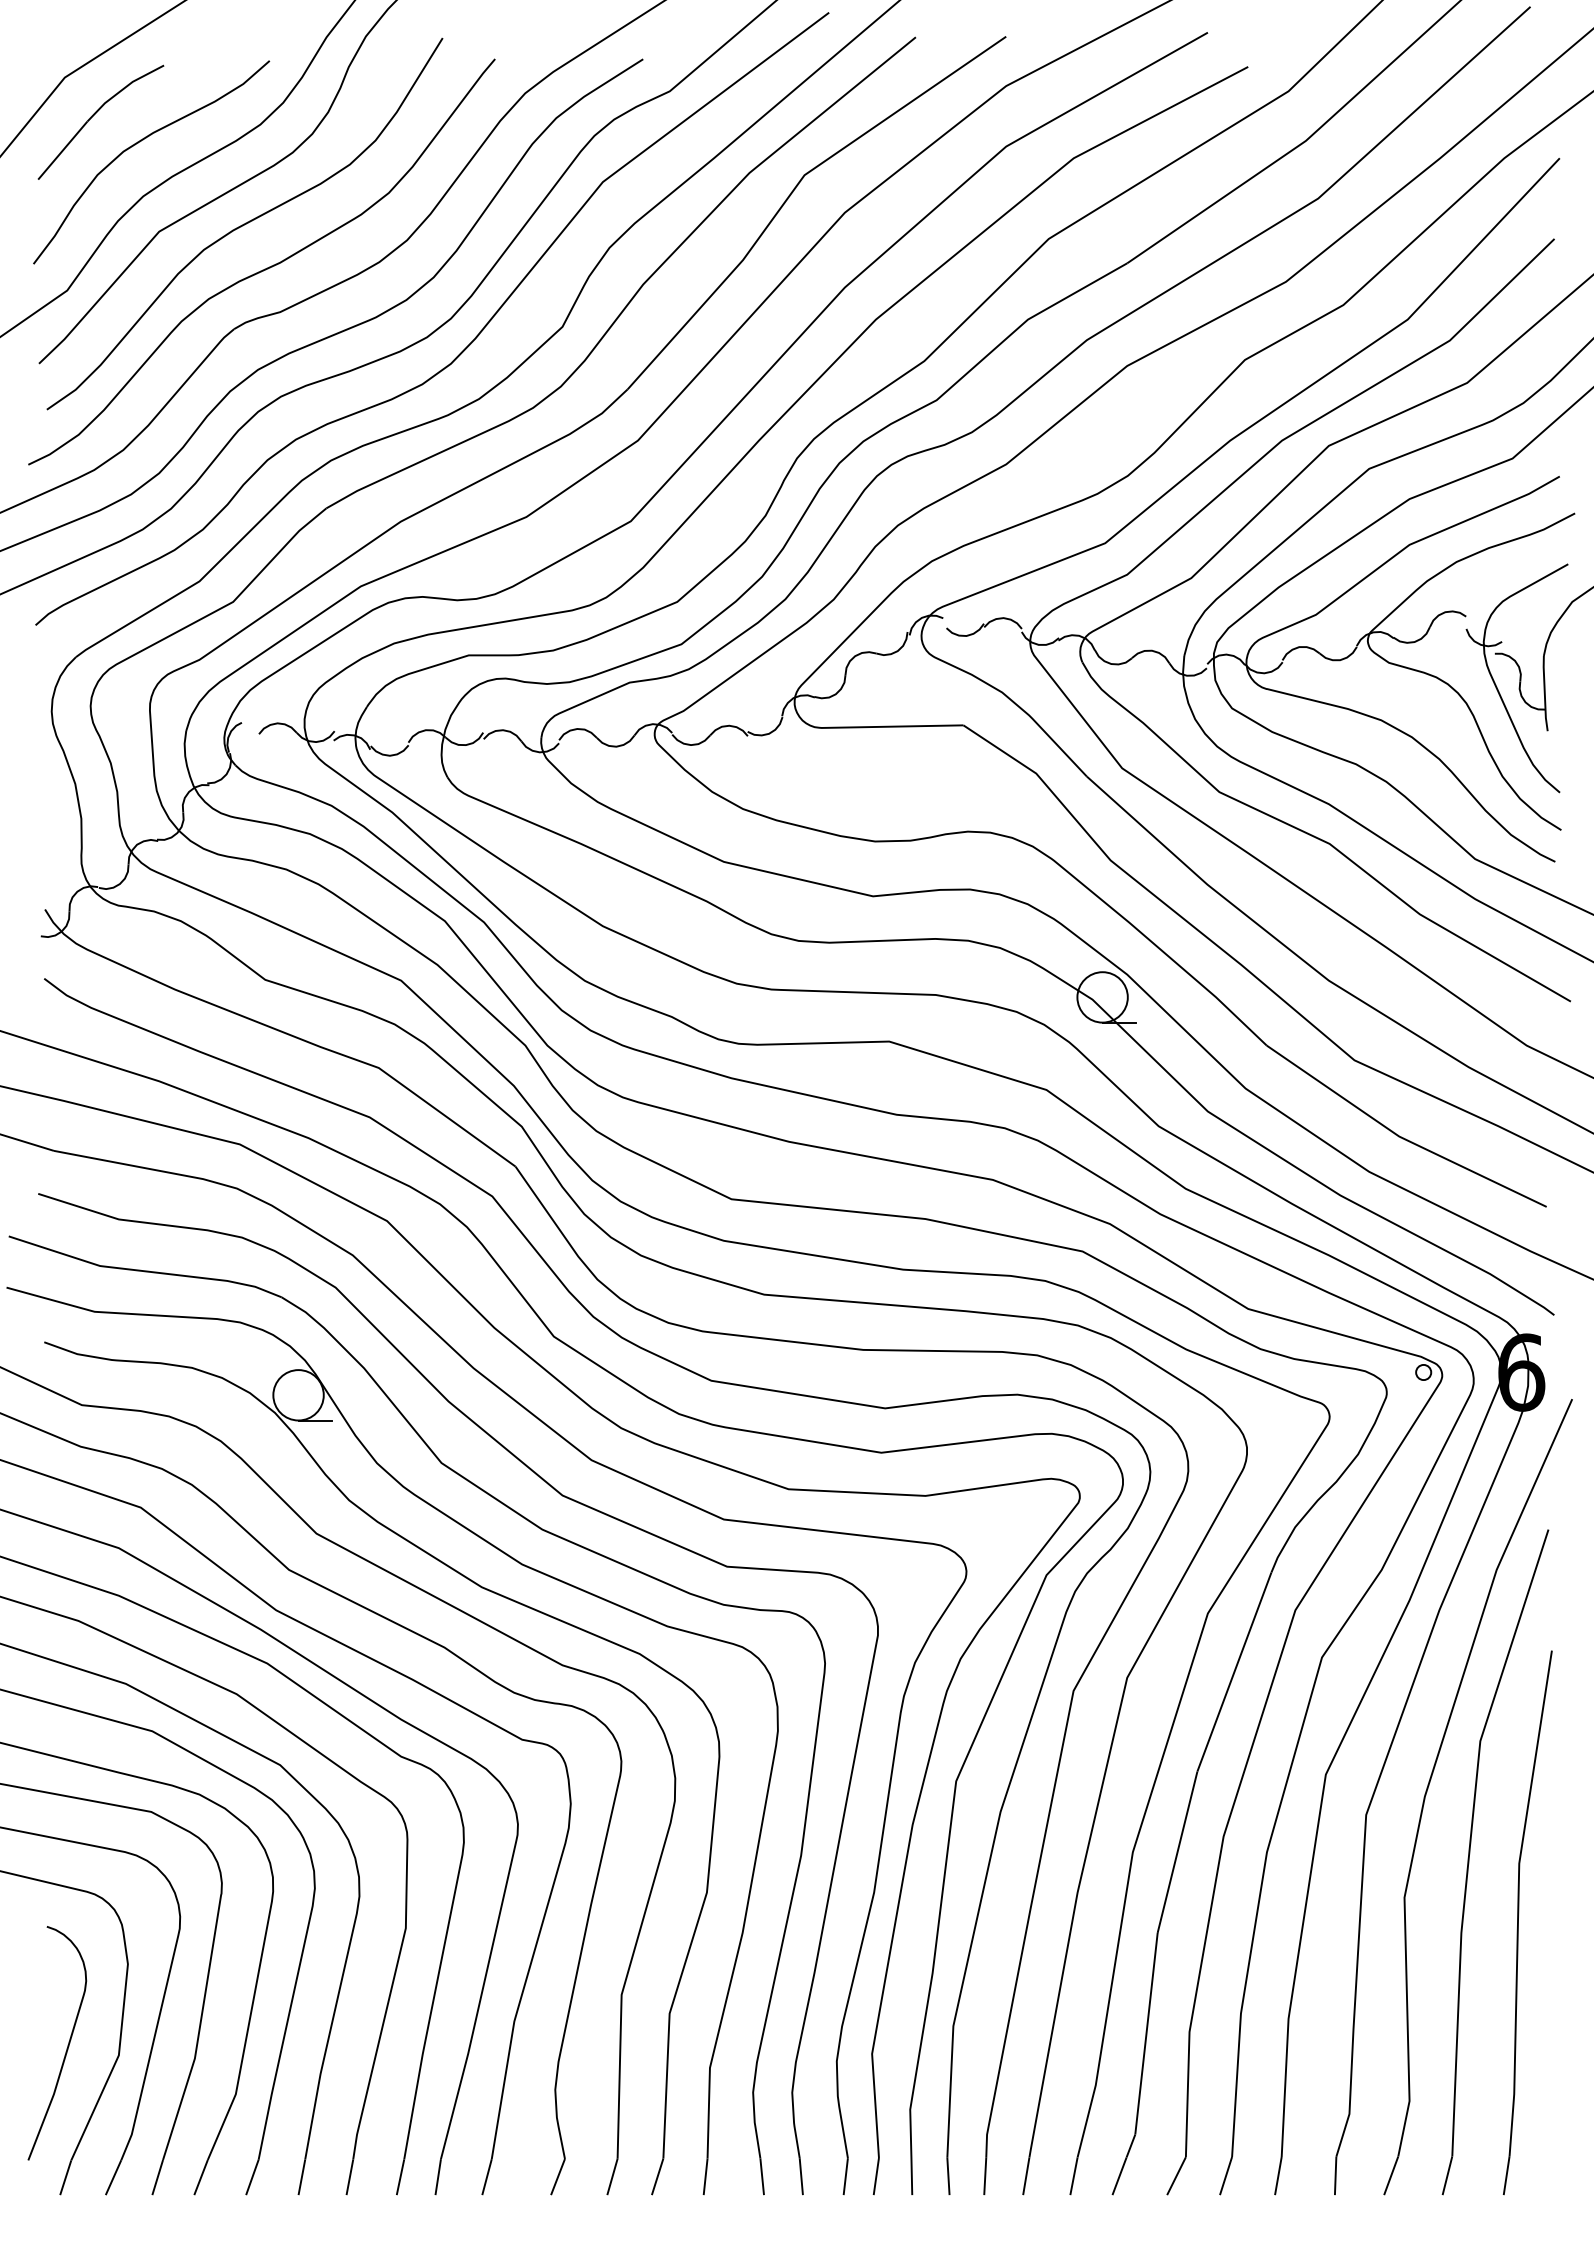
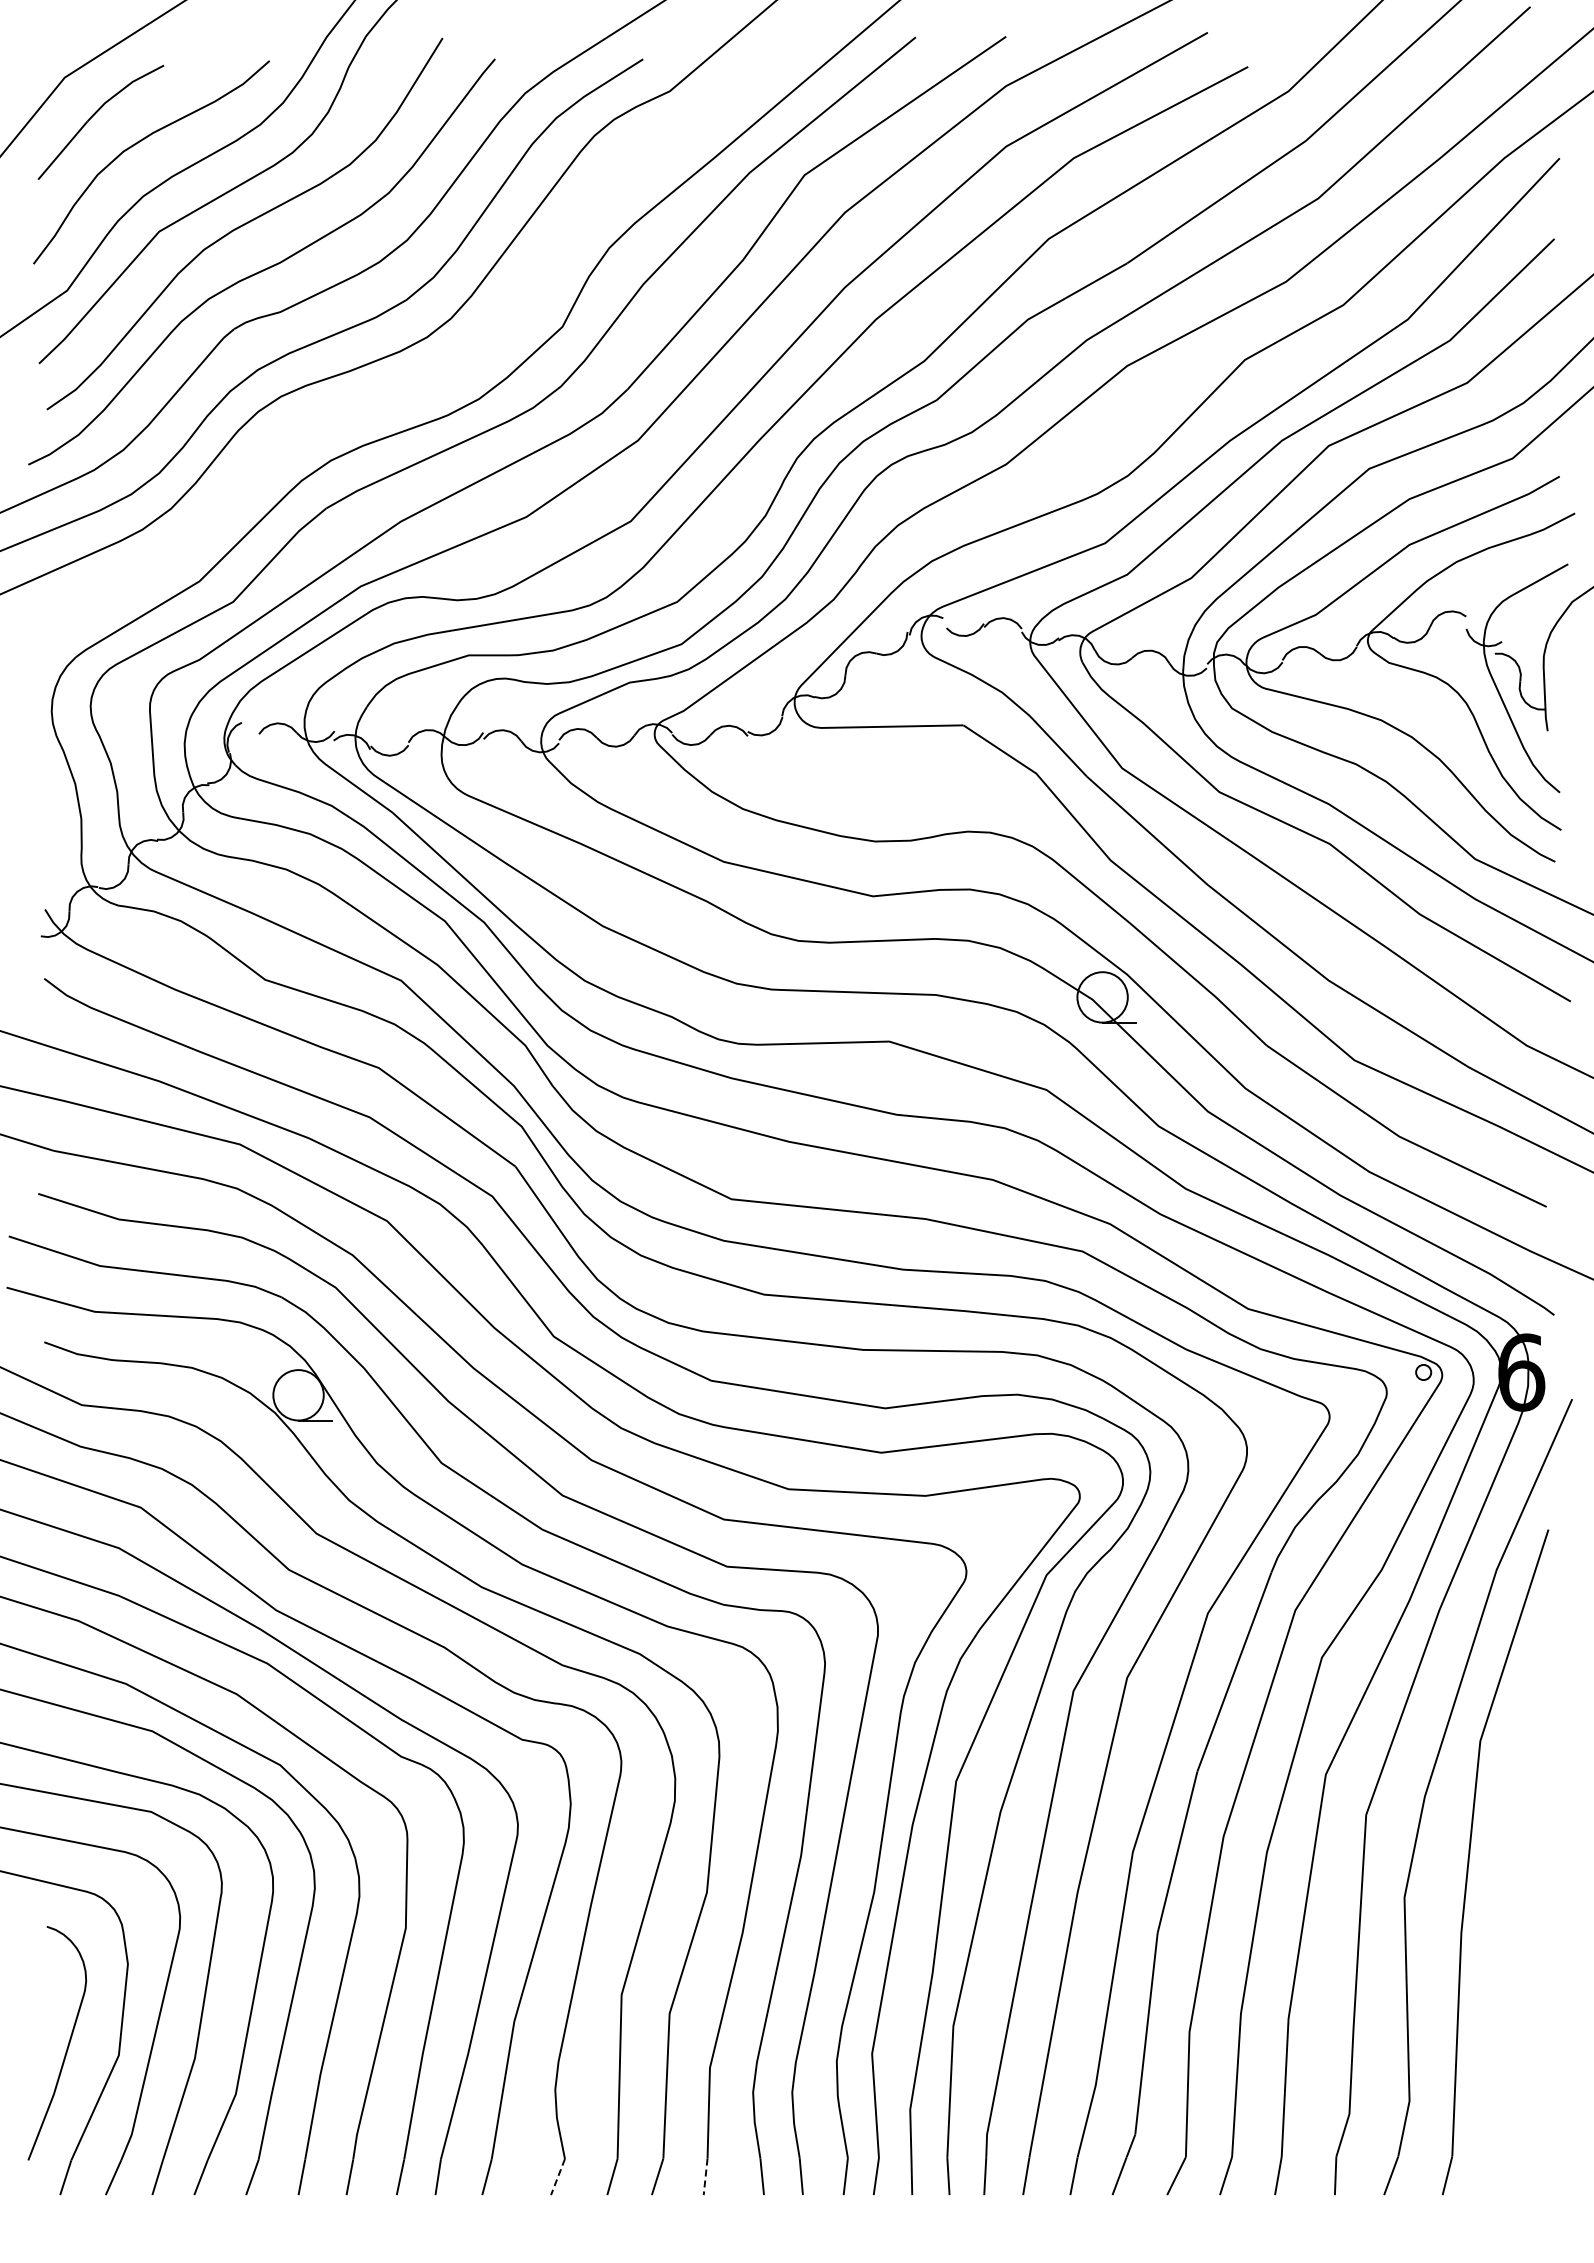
curve: present -> none (463, 349)
part: present -> none (1518, 1922)
line: solid -> dashed (557, 2177)
line: solid -> dashed (705, 2177)
